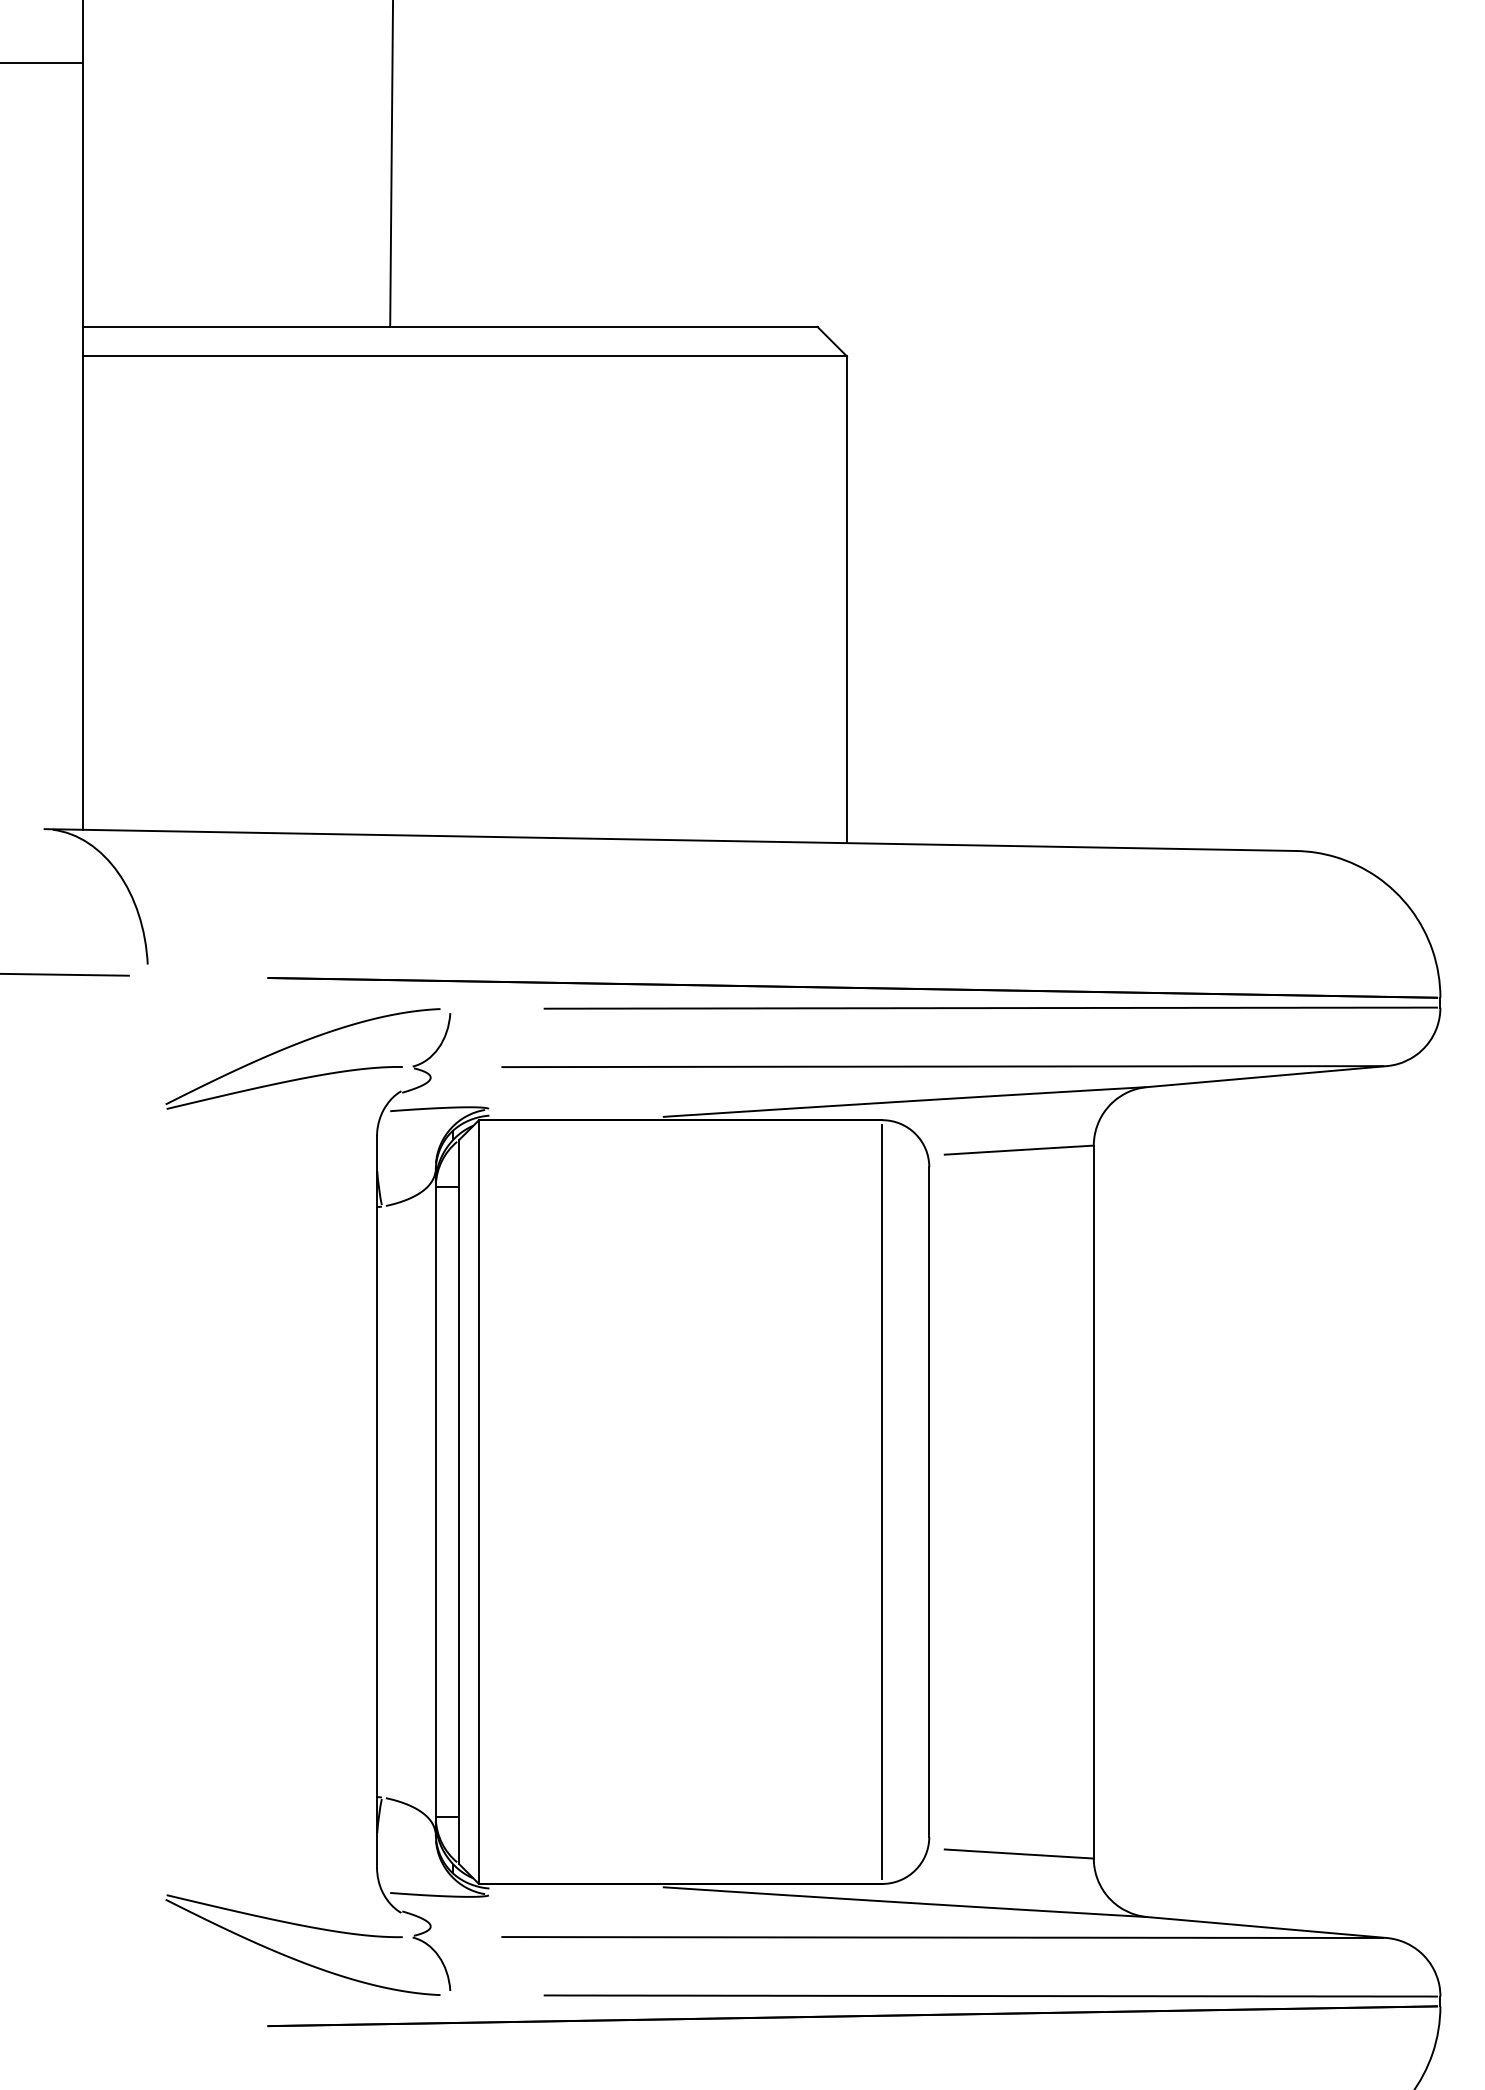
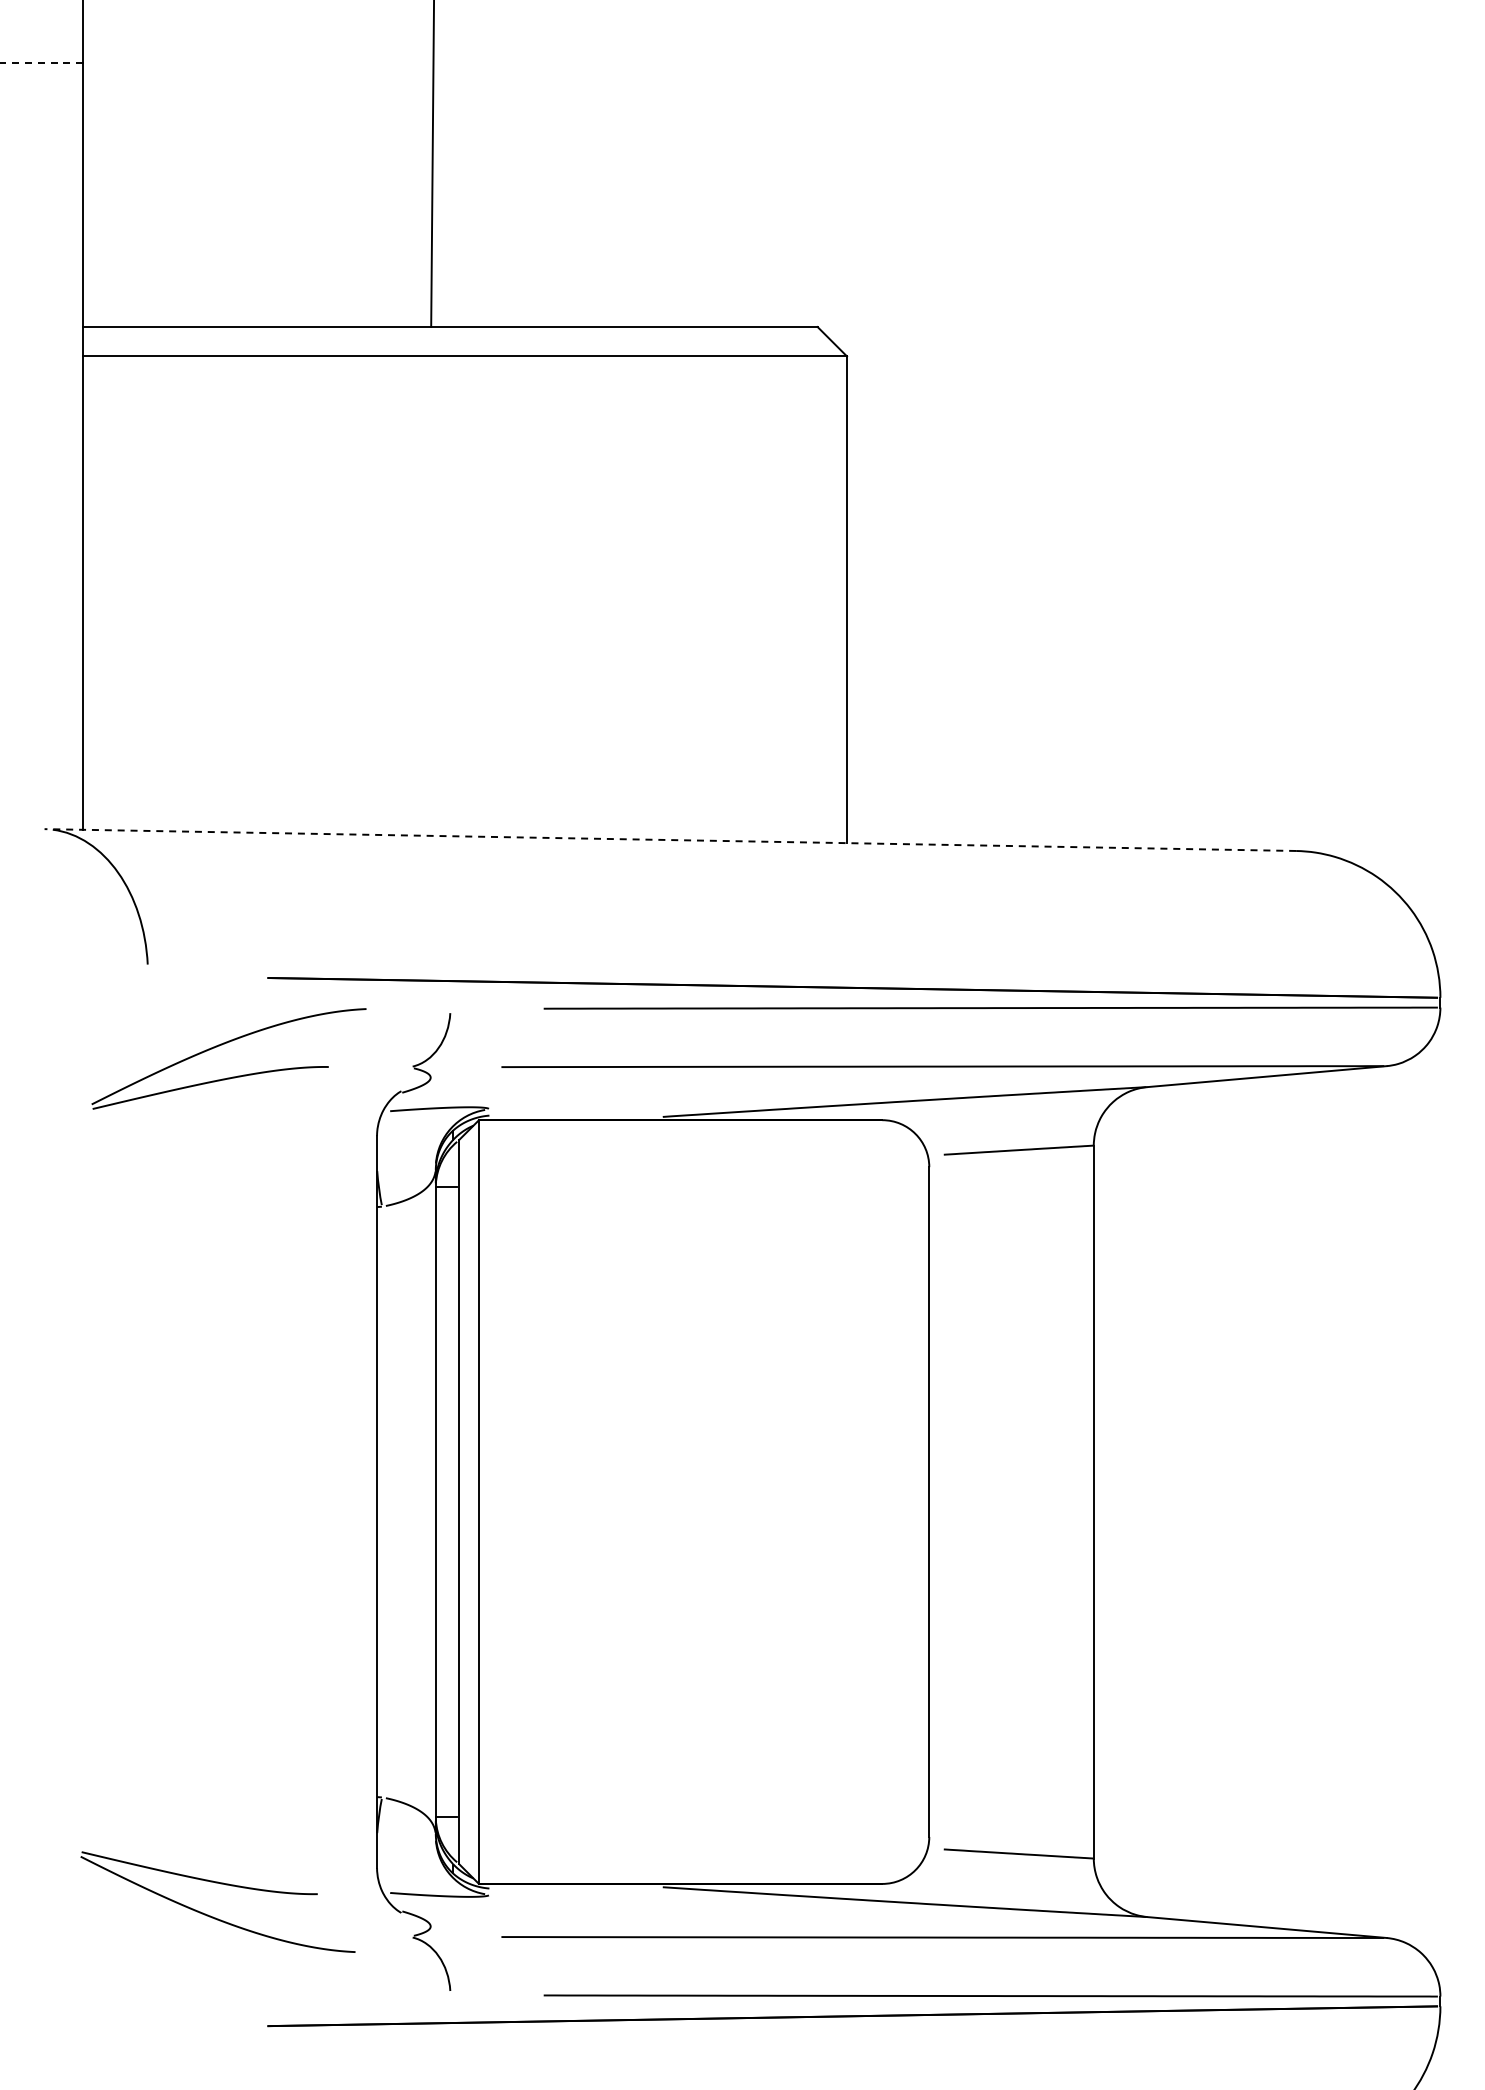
line: solid -> dashed (41, 62)
line position: (391, 164) -> (432, 164) (432, 164)
line: solid -> dashed (670, 840)
line: present -> none (65, 974)
part position: (296, 1045) -> (222, 1045) (222, 1045)
line: present -> none (882, 1501)
part position: (298, 1959) -> (213, 1916) (213, 1916)
